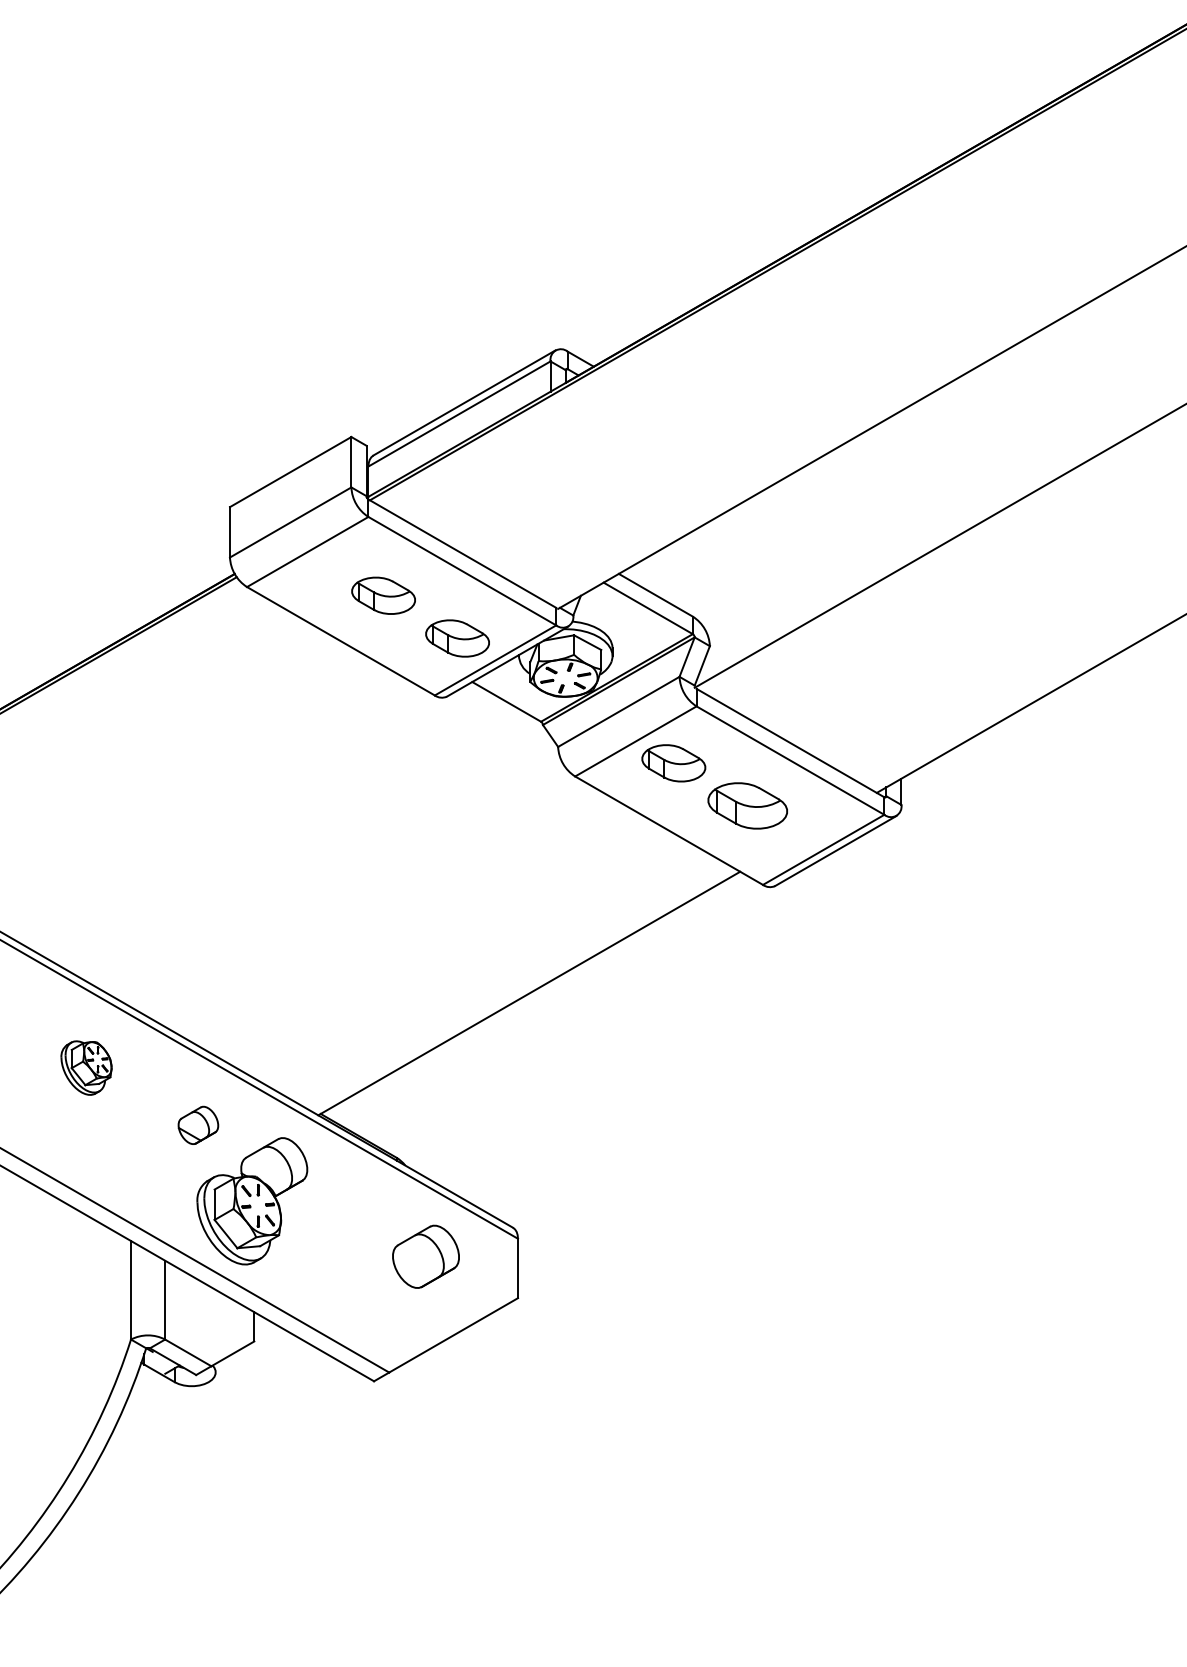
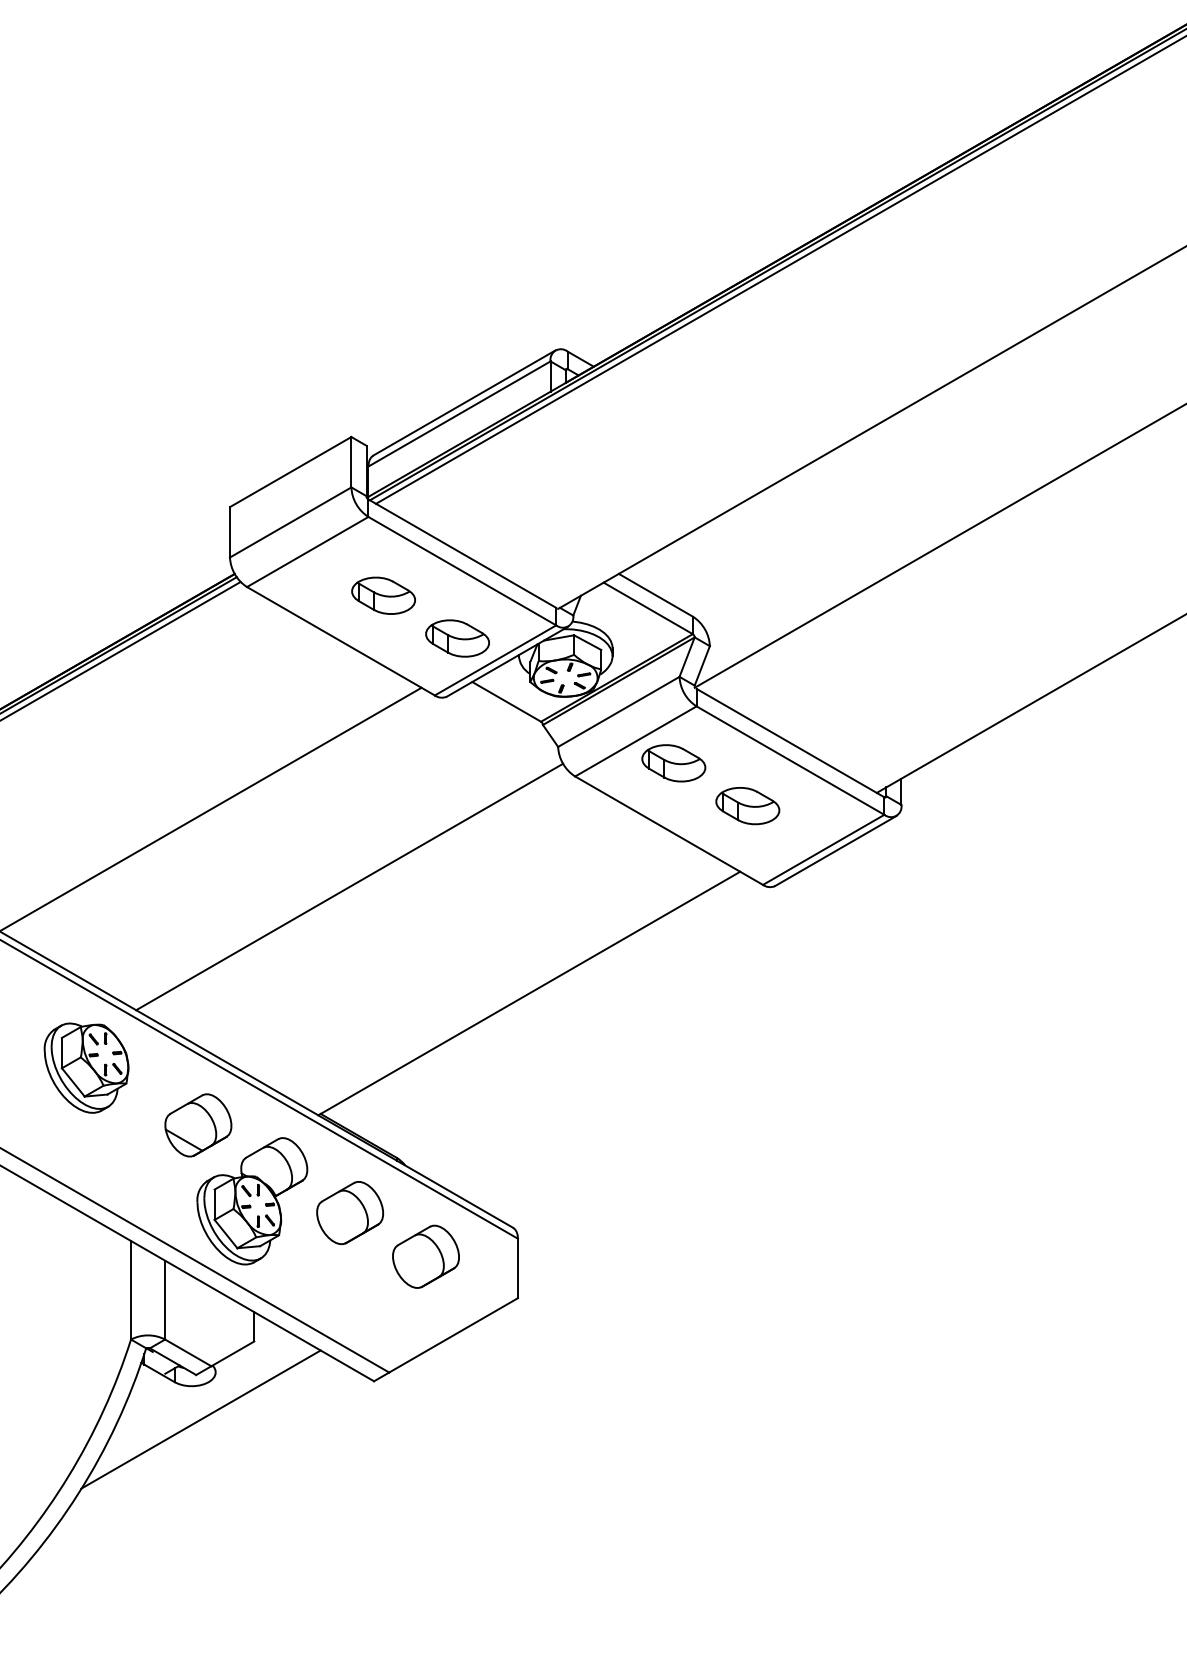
line: none -> present (779, 270)
line: none -> present (121, 650)
part size: 81x48 px -> 66x39 px (747, 806)
line: none -> present (211, 808)
line: none -> present (349, 886)
part size: 53x56 px -> 87x92 px (86, 1067)
part size: 43x40 px -> 69x65 px (198, 1125)
part: none -> present (349, 1212)
line: none -> present (200, 1419)
